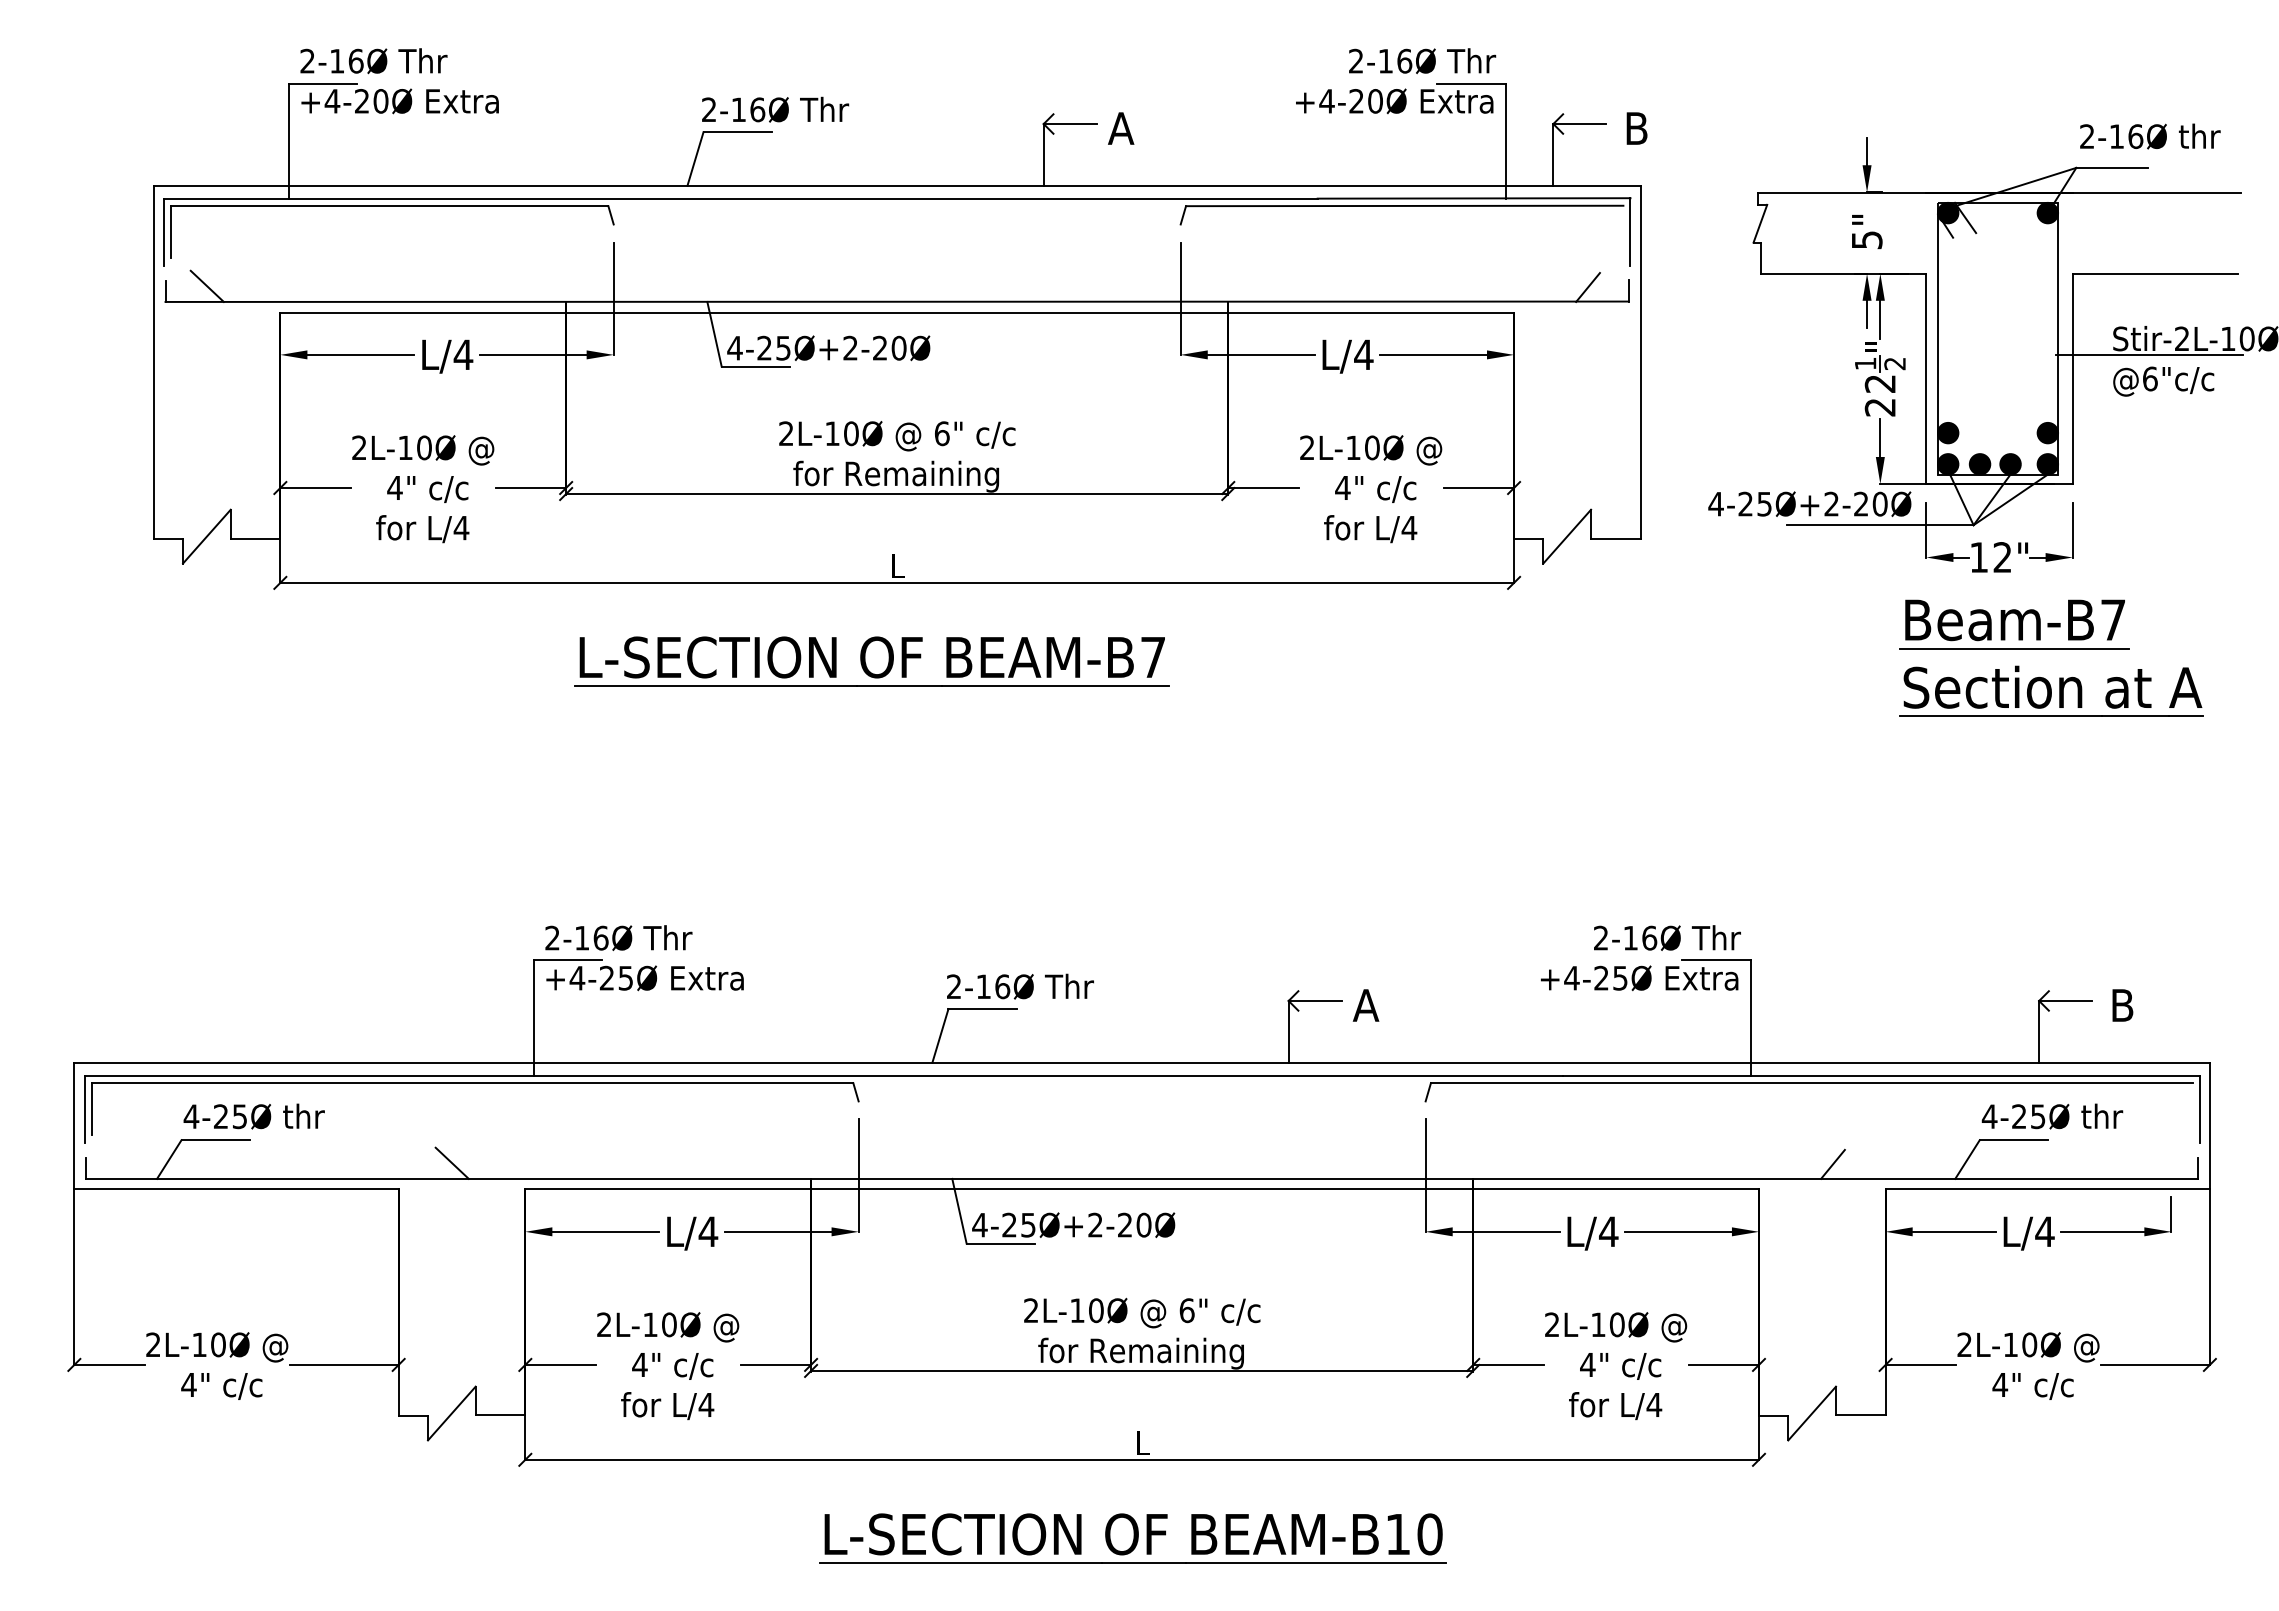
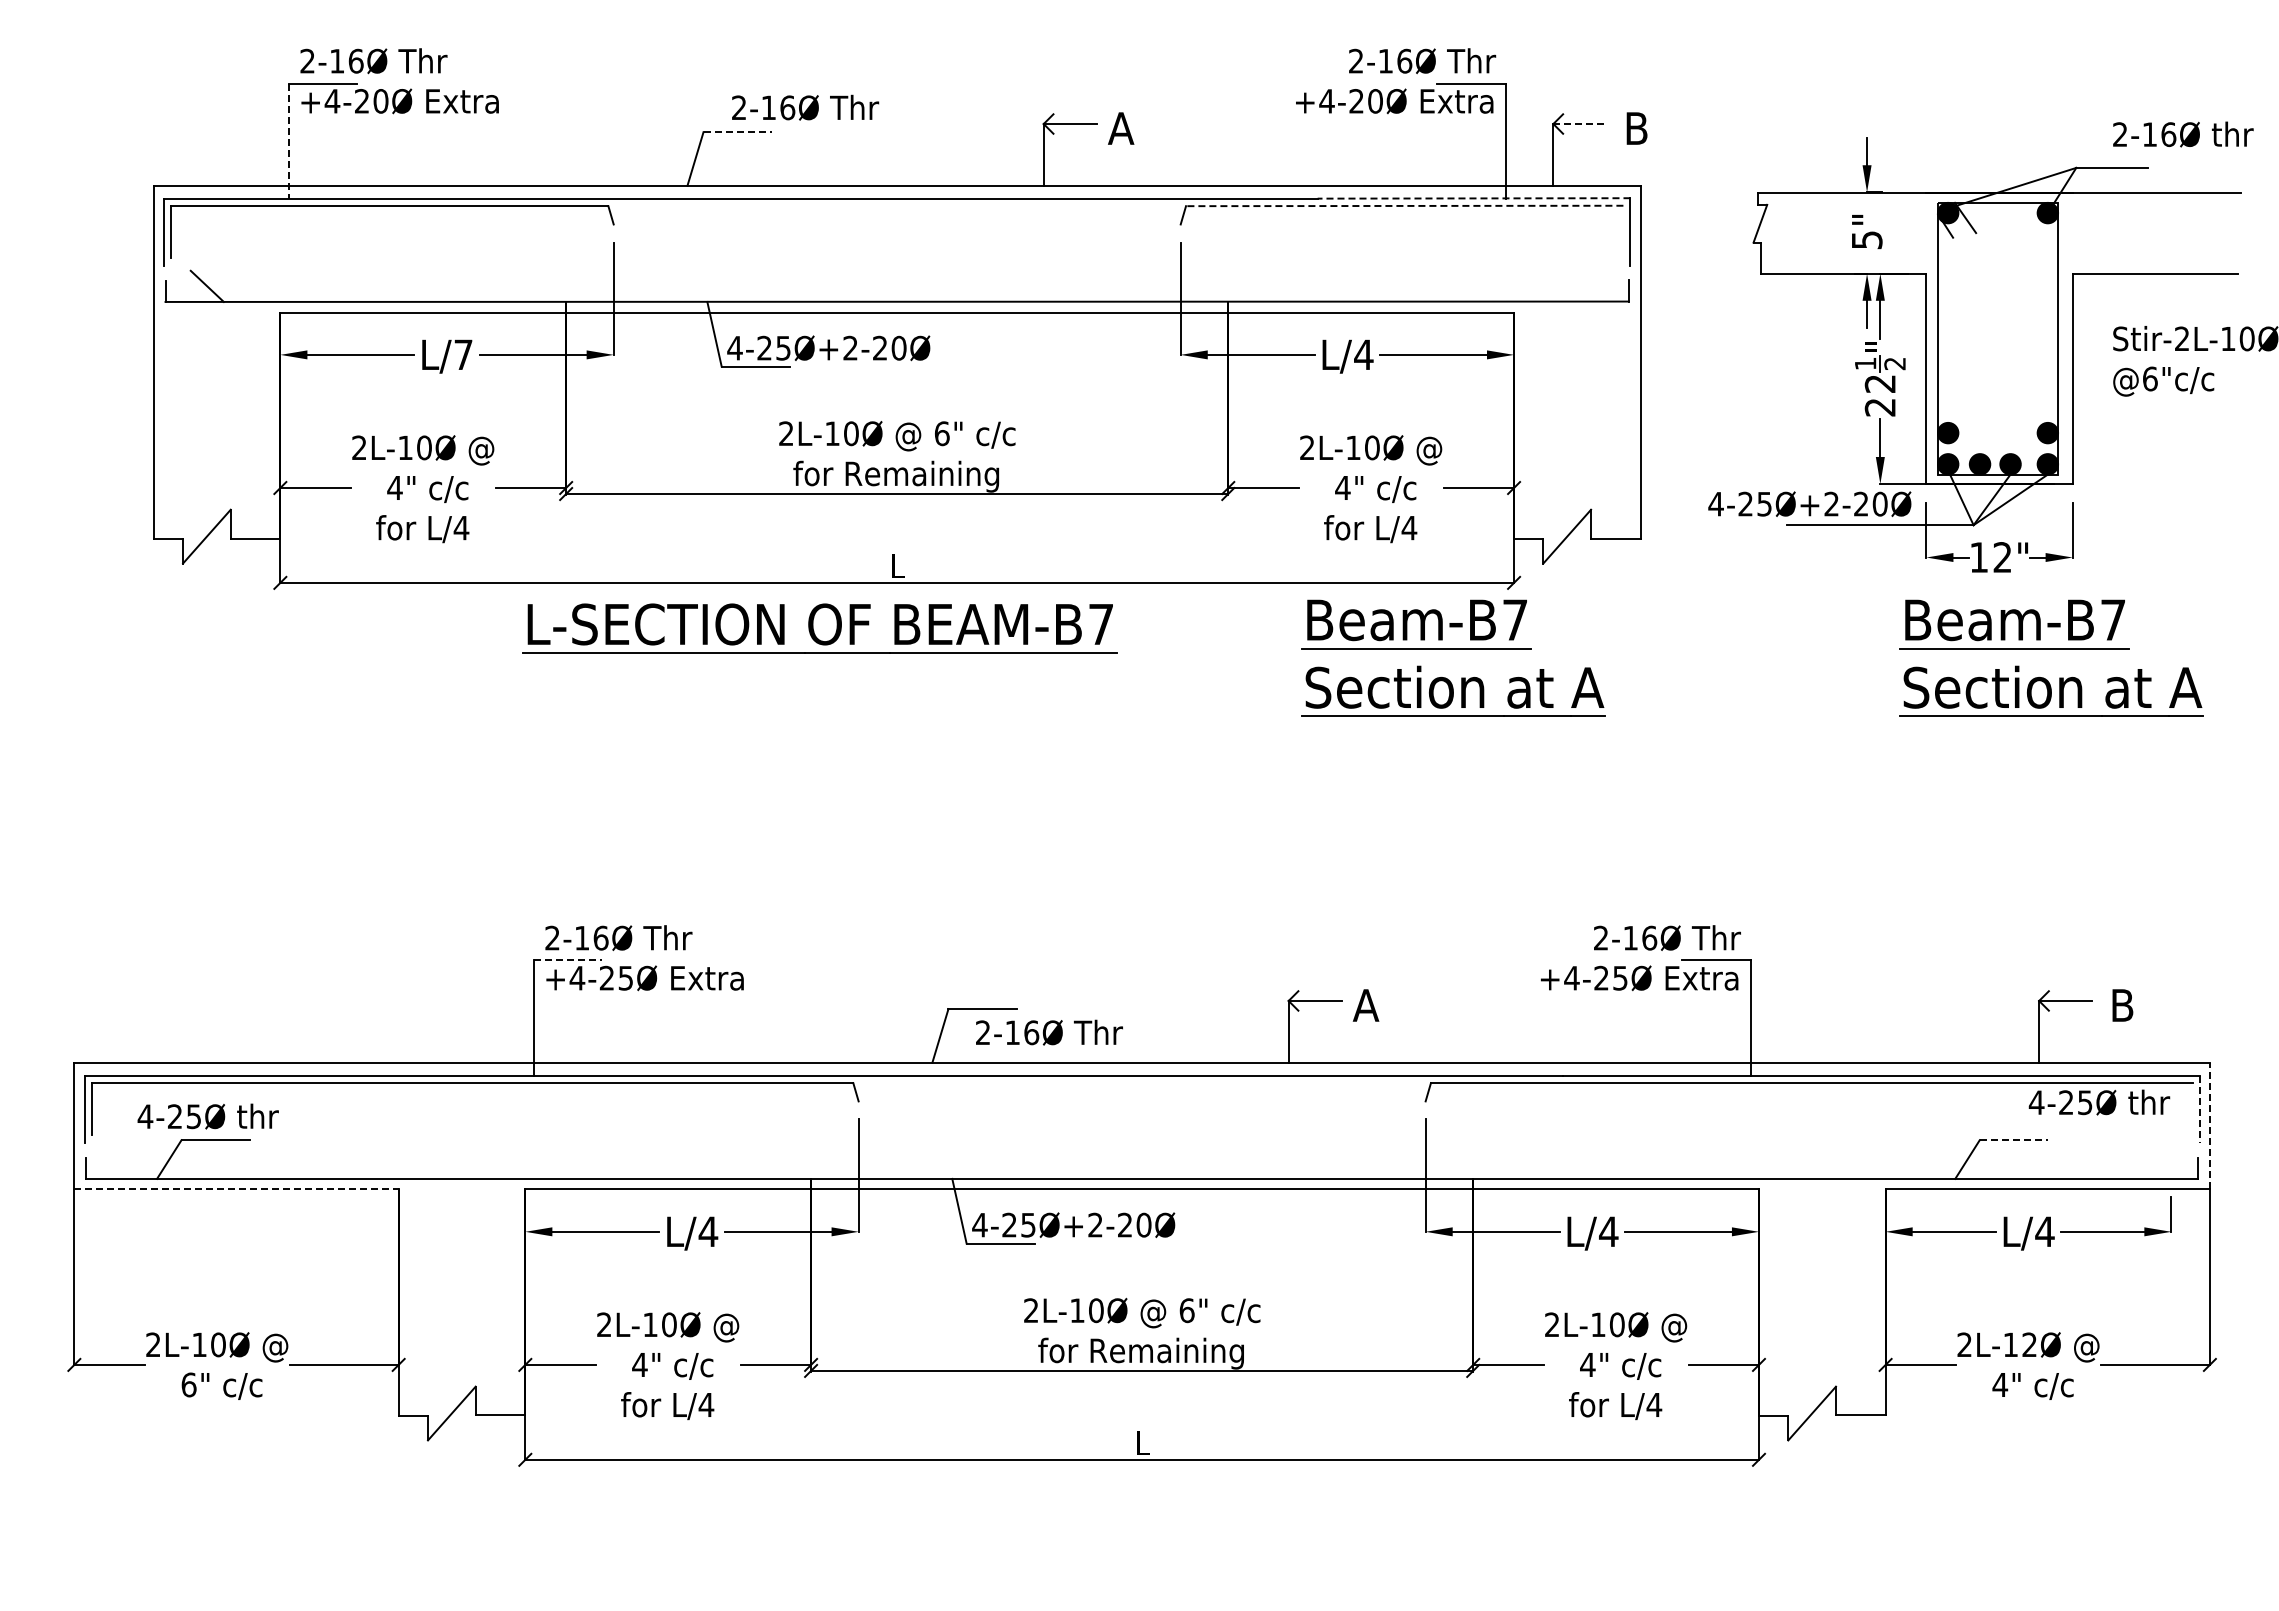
text position: (775, 109) -> (805, 107) (805, 107)
line: solid -> dashed (1580, 124)
line: solid -> dashed (738, 132)
text position: (2150, 136) -> (2183, 134) (2183, 134)
line: solid -> dashed (288, 141)
line: solid -> dashed (1473, 198)
line: solid -> dashed (1404, 205)
line: present -> none (1587, 287)
text: L/4 -> L/7 (463, 354)
line: present -> none (2149, 355)
part: none -> present (1453, 649)
part position: (871, 661) -> (819, 628) (819, 628)
line: solid -> dashed (568, 960)
text position: (1020, 986) -> (1049, 1032) (1049, 1032)
line: solid -> dashed (2199, 1109)
text position: (253, 1116) -> (207, 1116) (207, 1116)
text position: (2052, 1116) -> (2099, 1102) (2099, 1102)
line: solid -> dashed (2209, 1125)
line: solid -> dashed (2014, 1140)
line: present -> none (451, 1162)
line: present -> none (1832, 1163)
line: solid -> dashed (237, 1189)
text: 2L-10Ø -> 2L-12Ø (2029, 1344)
text: 4" -> 6" (188, 1384)
part: present -> none (1132, 1538)
